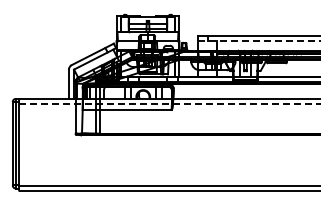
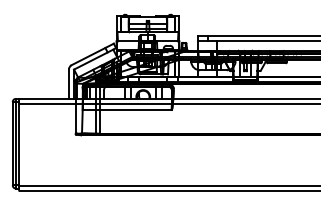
line: dashed -> solid (260, 41)
line: dashed -> solid (170, 103)
